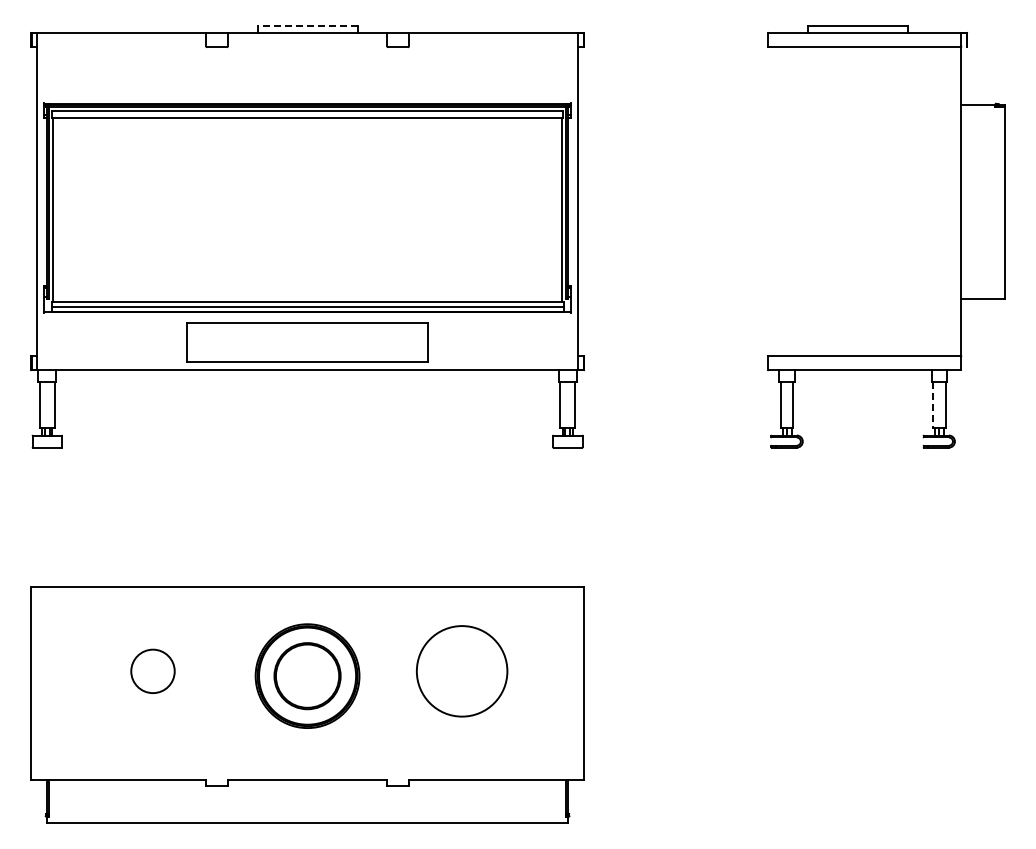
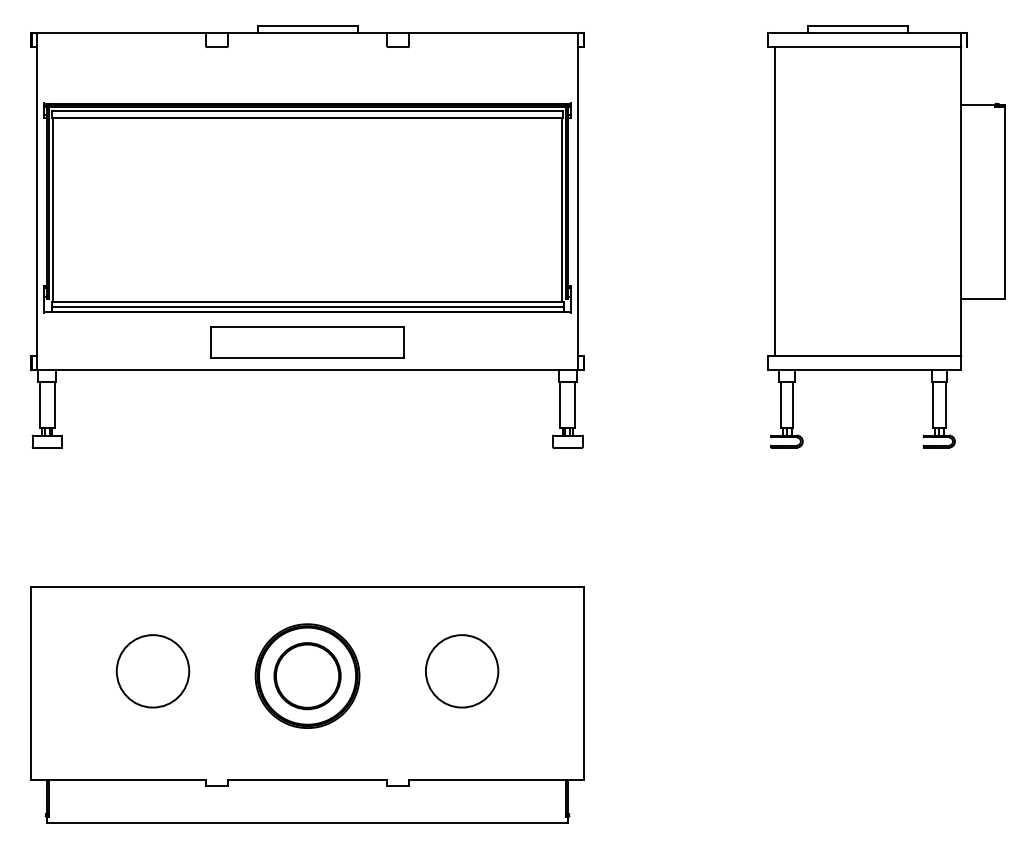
line: dashed -> solid (307, 25)
line: none -> present (774, 201)
part size: 243x41 px -> 195x33 px (307, 342)
line: dashed -> solid (932, 405)
circle size: 46x46 px -> 76x75 px (152, 671)
circle diameter: 91 px -> 72 px (461, 671)
